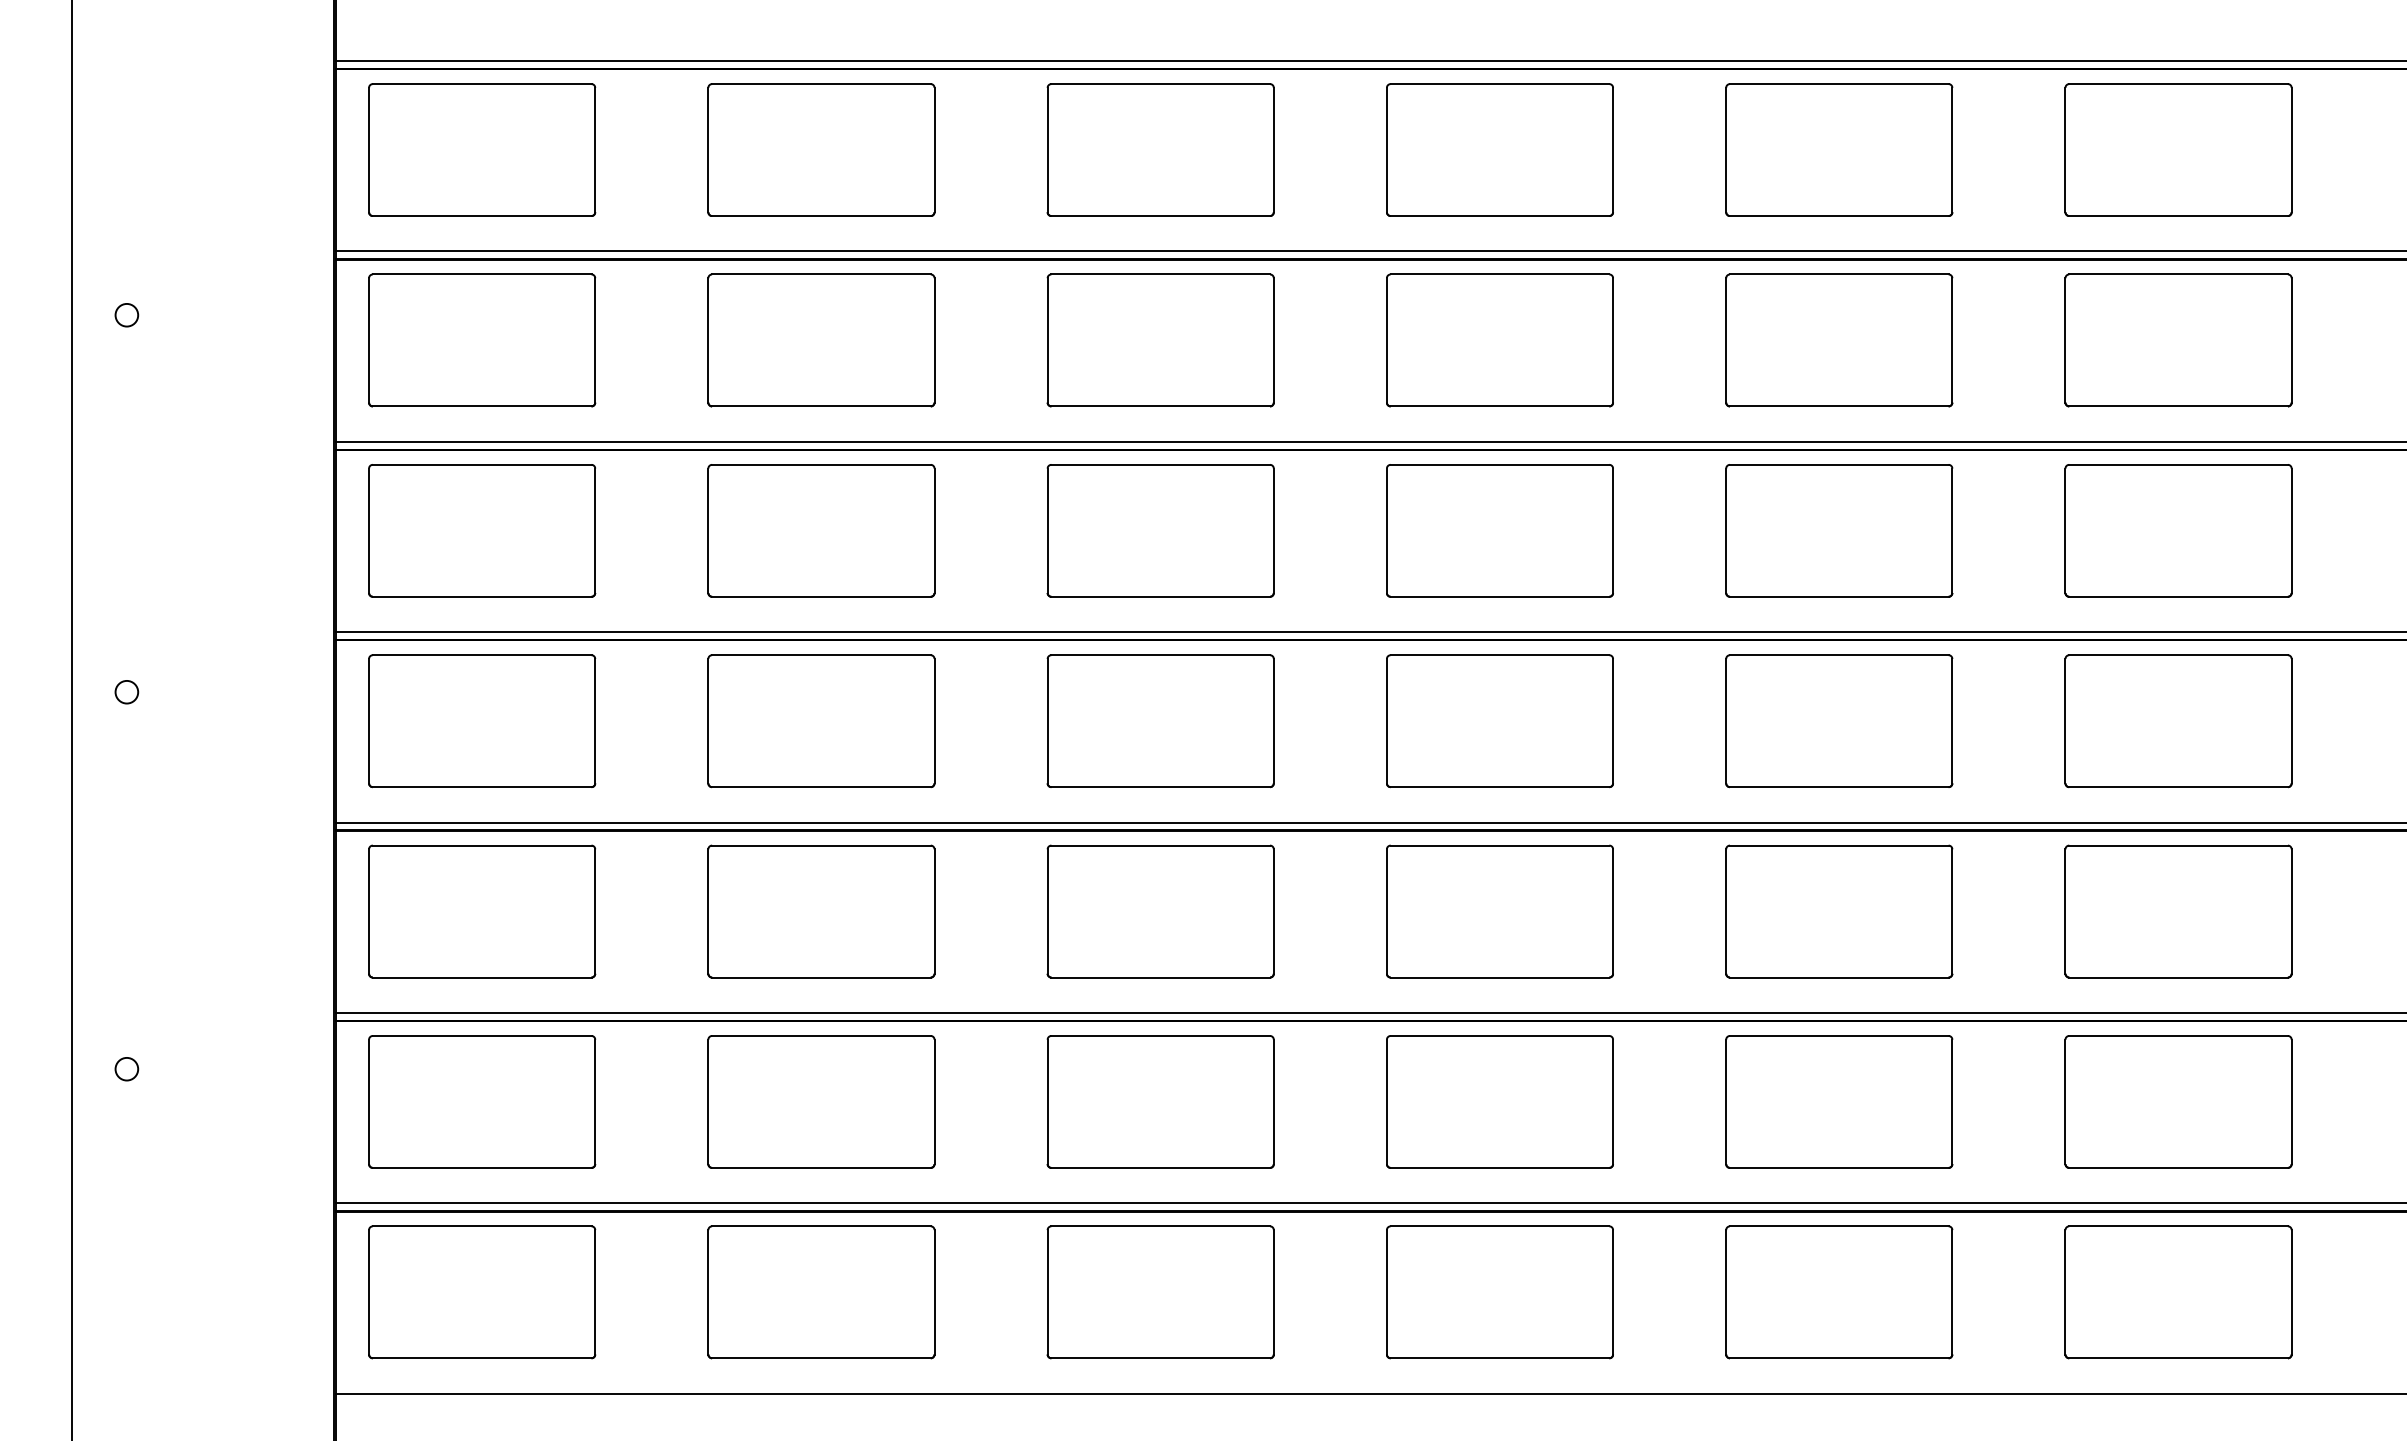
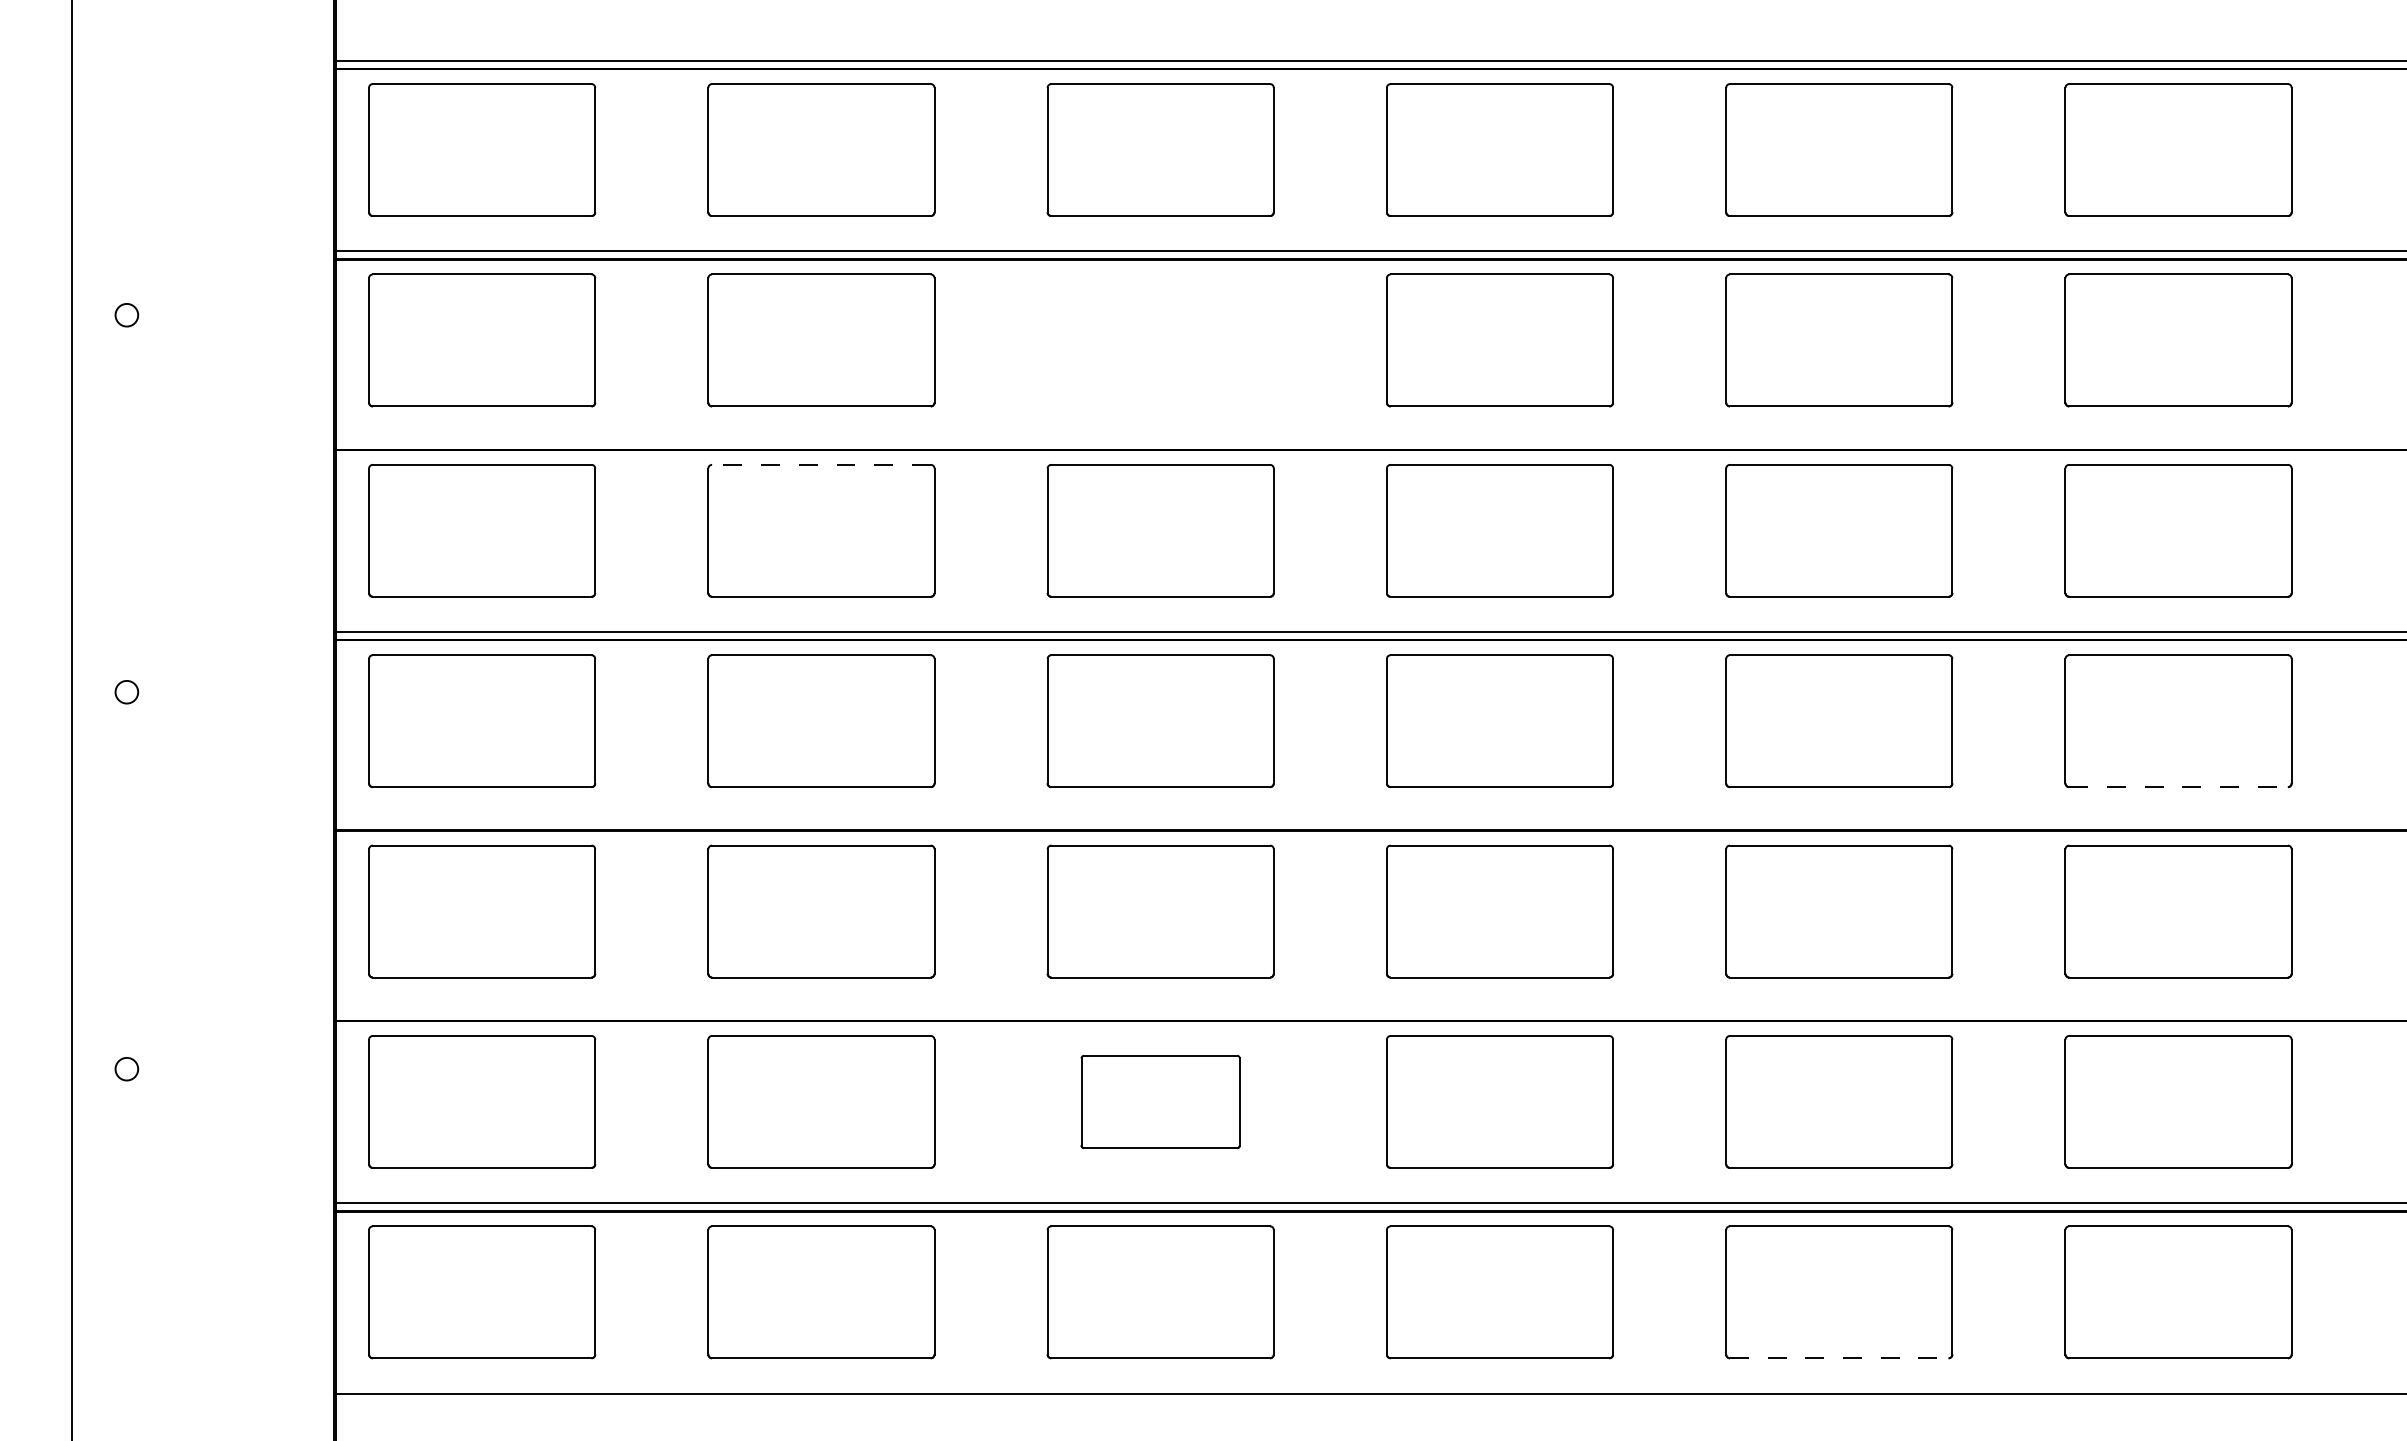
part: present -> none (1160, 340)
line: present -> none (1369, 441)
line: solid -> dashed (820, 464)
line: solid -> dashed (2179, 787)
line: present -> none (1369, 822)
line: present -> none (1369, 1012)
part size: 229x134 px -> 161x94 px (1160, 1101)
line: solid -> dashed (1839, 1358)
